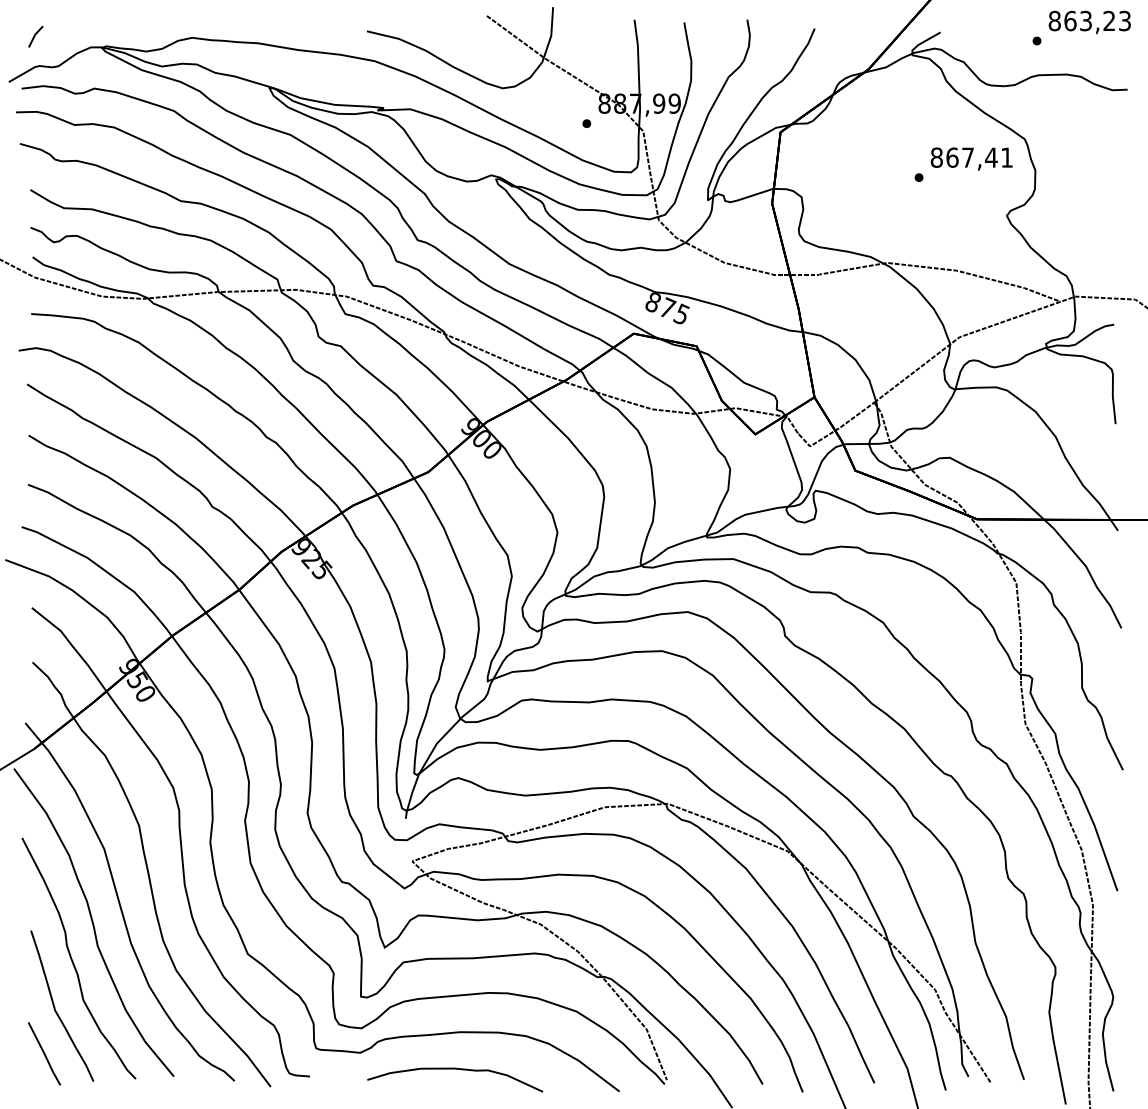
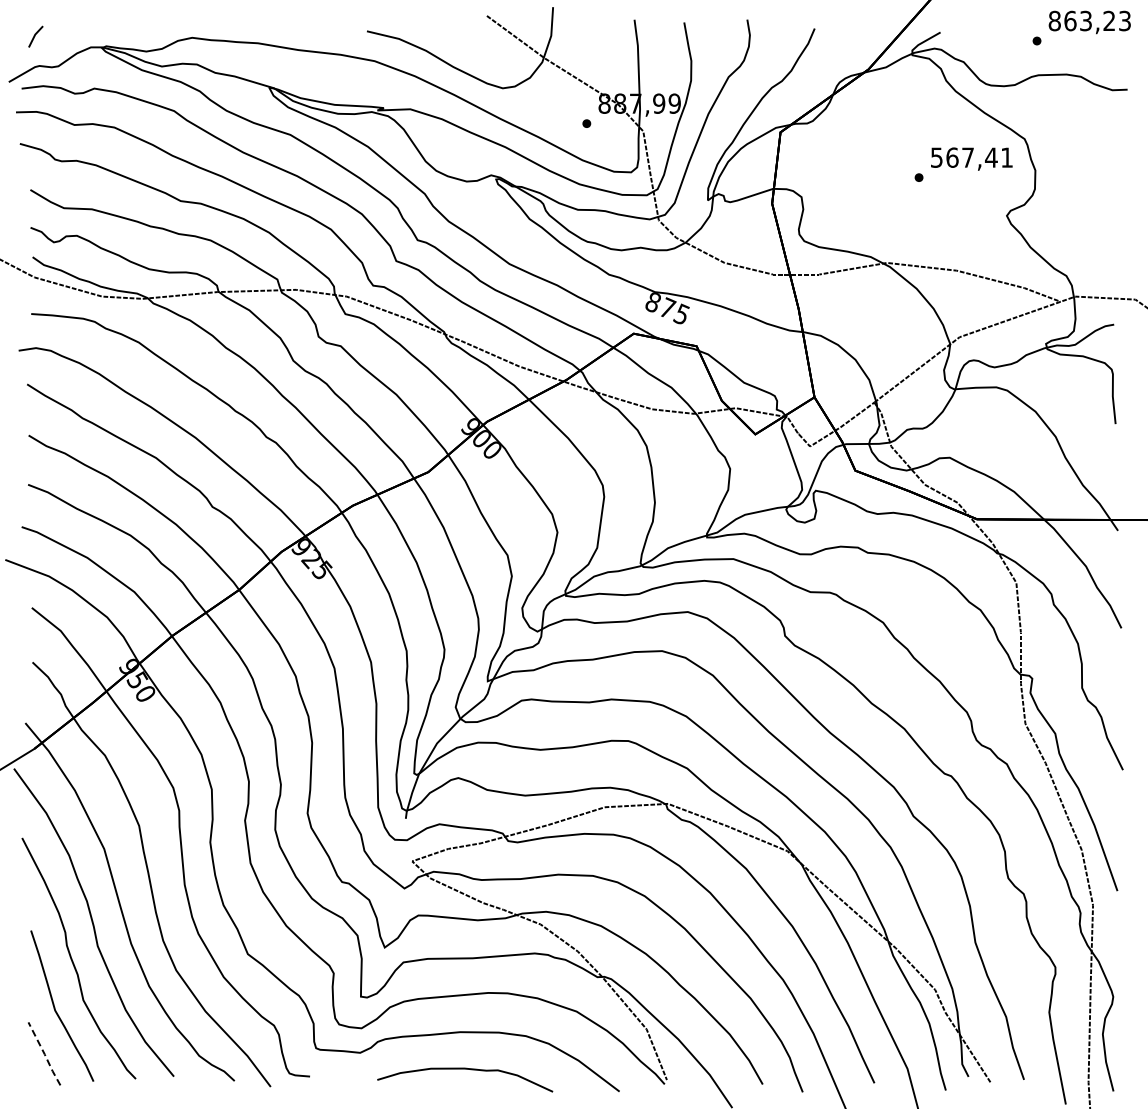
text: 867,41 -> 567,41 (936, 157)
line: solid -> dashed (44, 1054)
curve position: (455, 1069) -> (465, 1069) (465, 1069)
